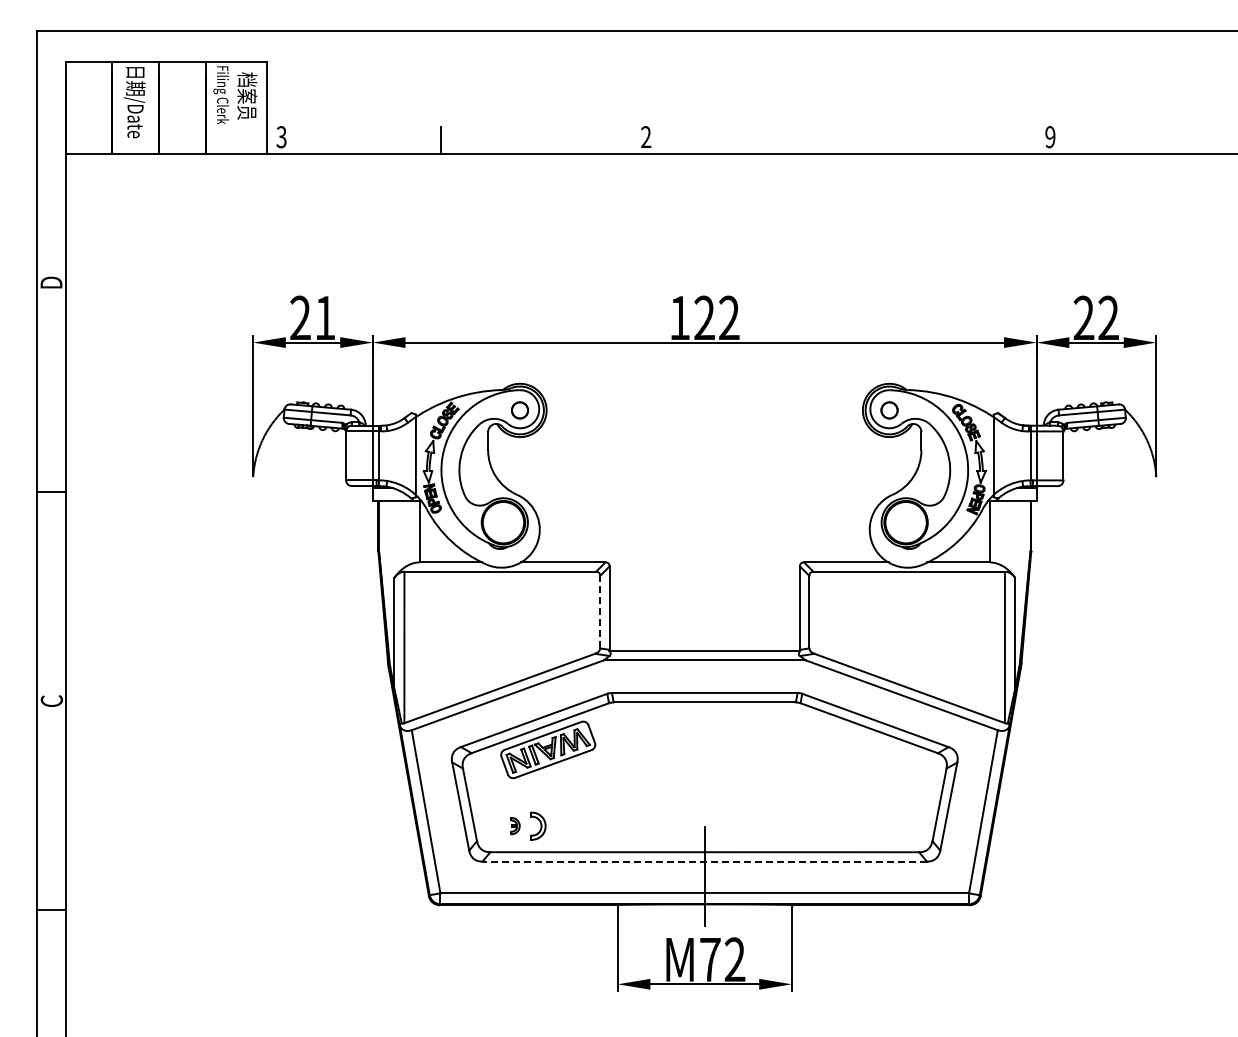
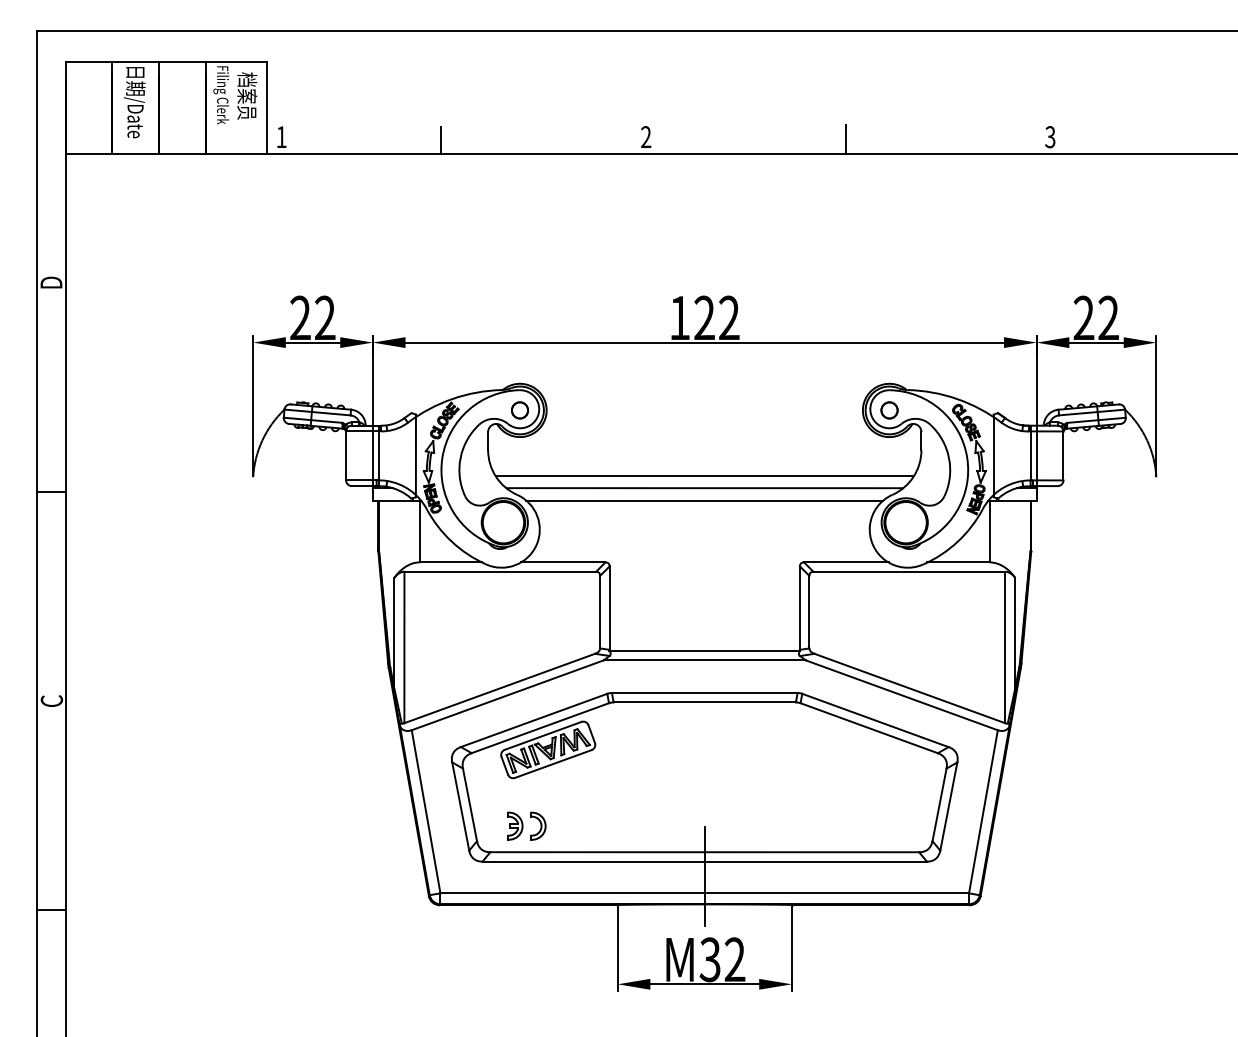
text: 3 -> 1 (281, 137)
text: 9 -> 3 (1050, 137)
line: none -> present (845, 138)
text: 21 -> 22 (325, 317)
line: none -> present (704, 476)
line: none -> present (704, 488)
line: none -> present (704, 500)
line: dashed -> solid (600, 611)
part size: 11x19 px -> 17x30 px (515, 825)
line: dashed -> solid (704, 861)
text: M72 -> M32 (709, 959)
